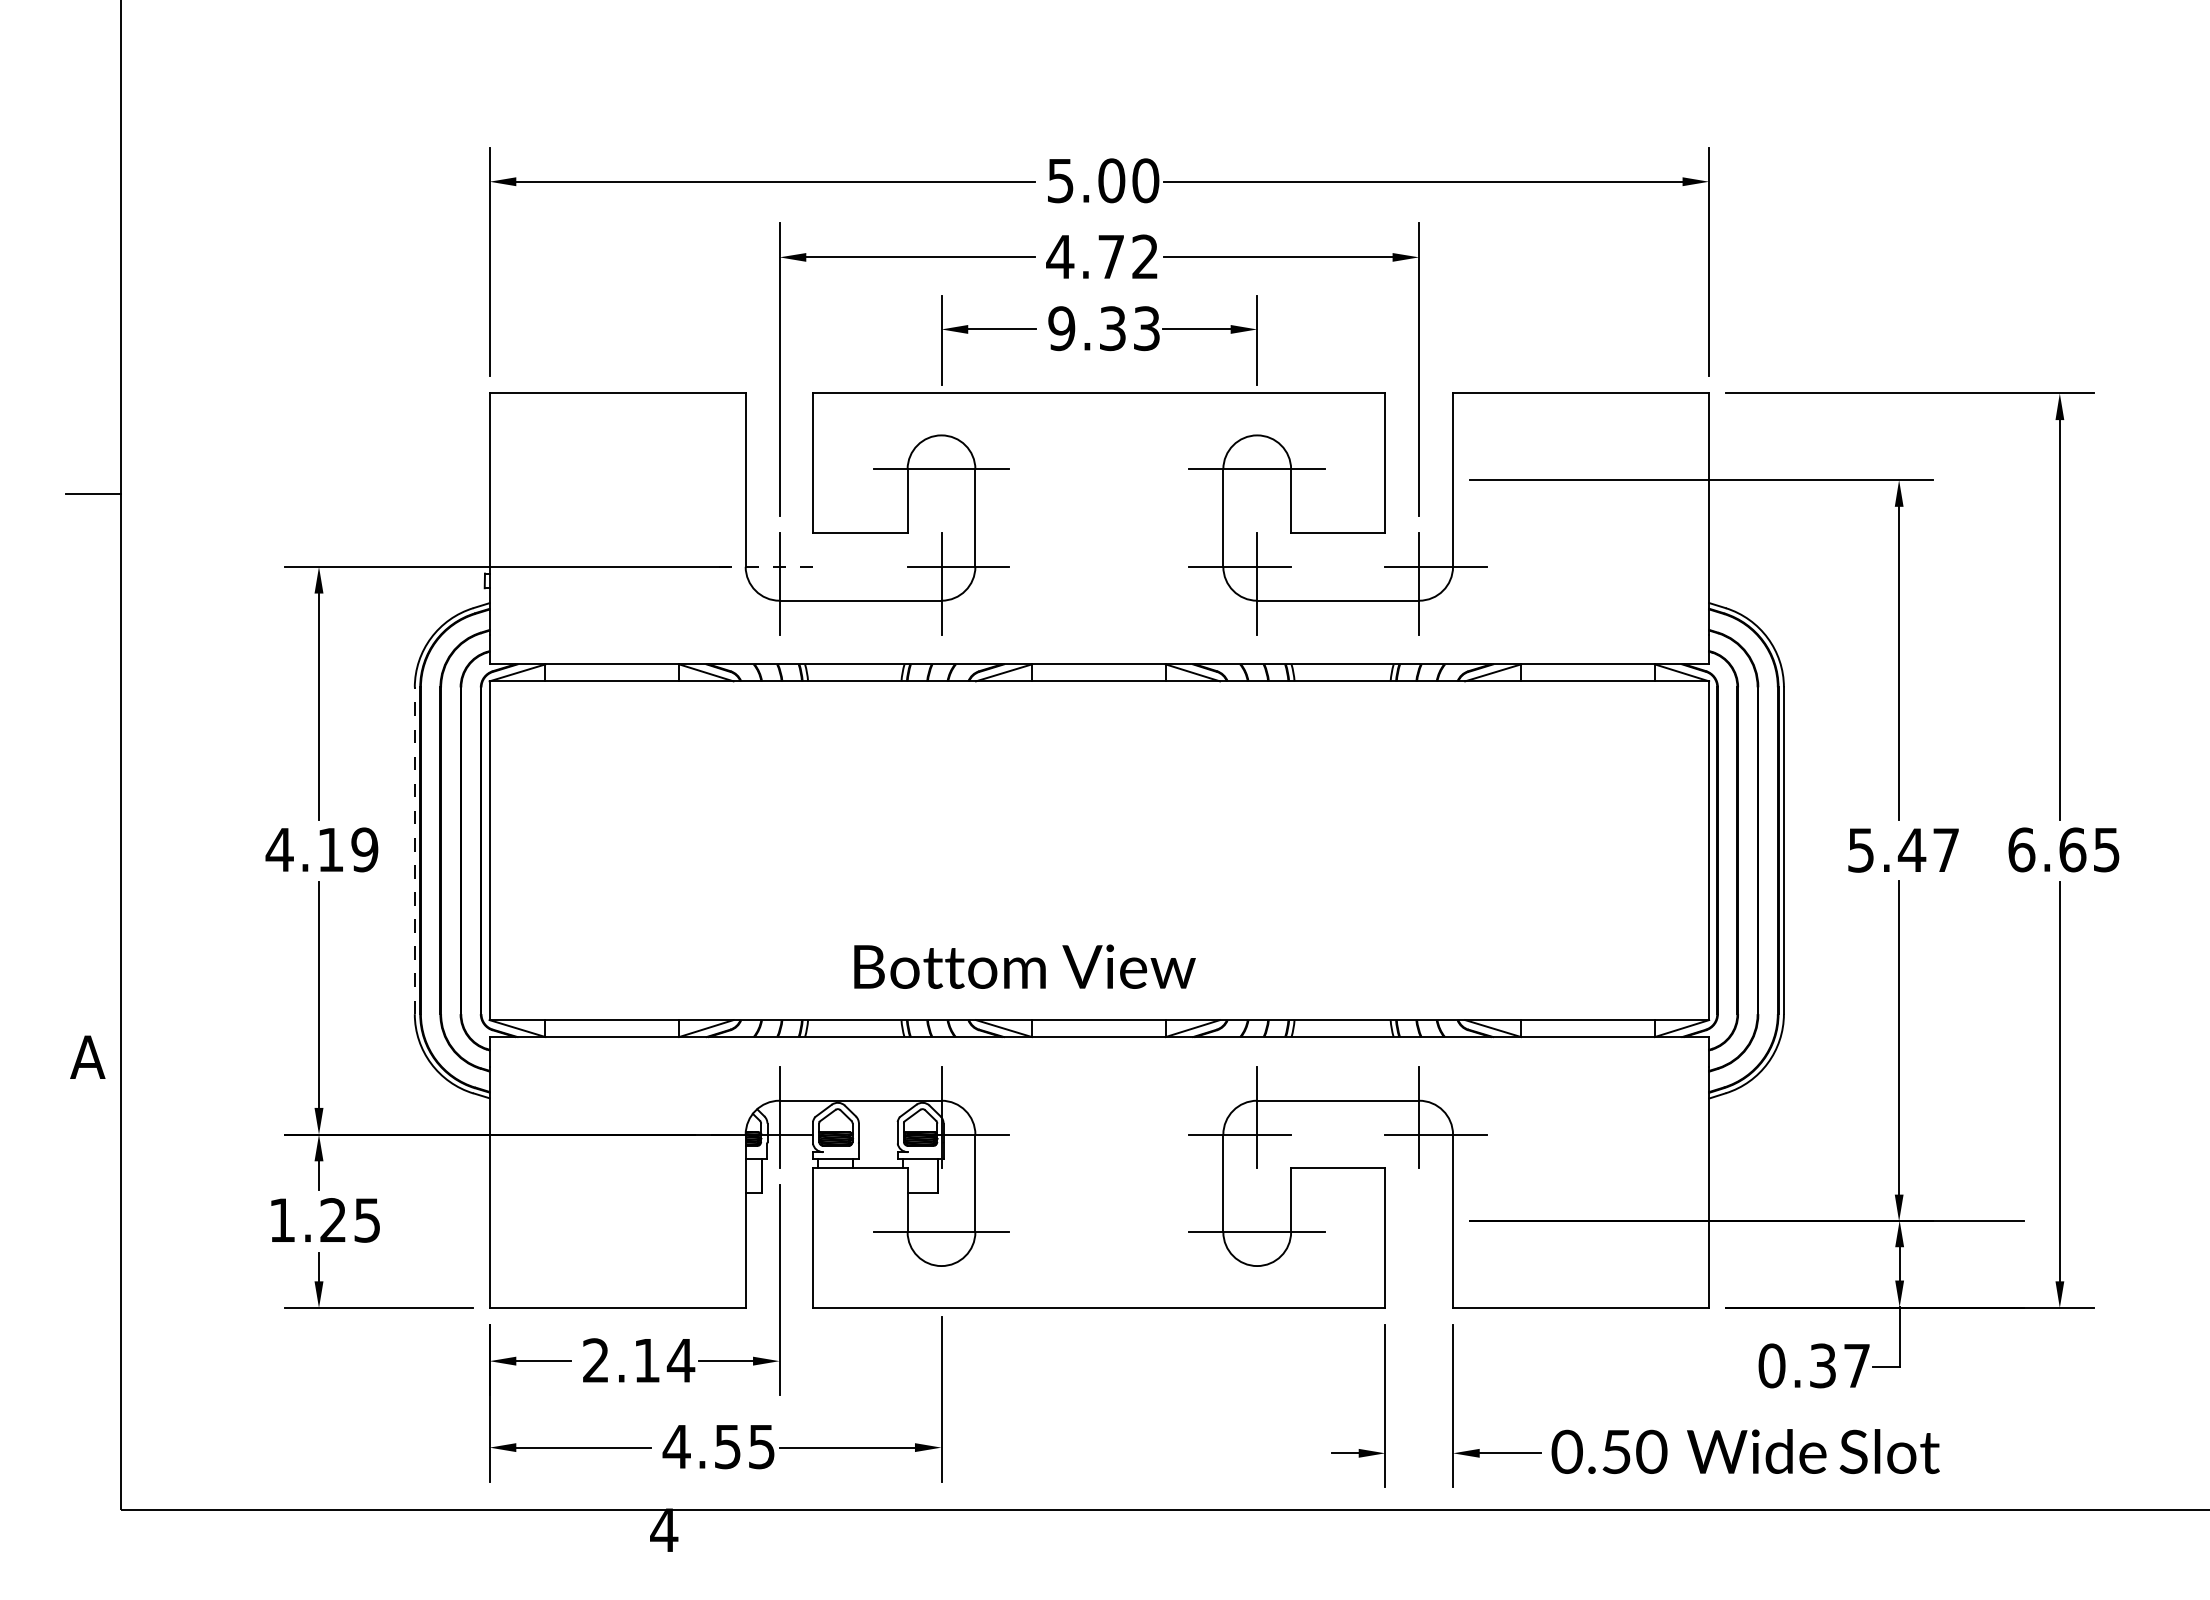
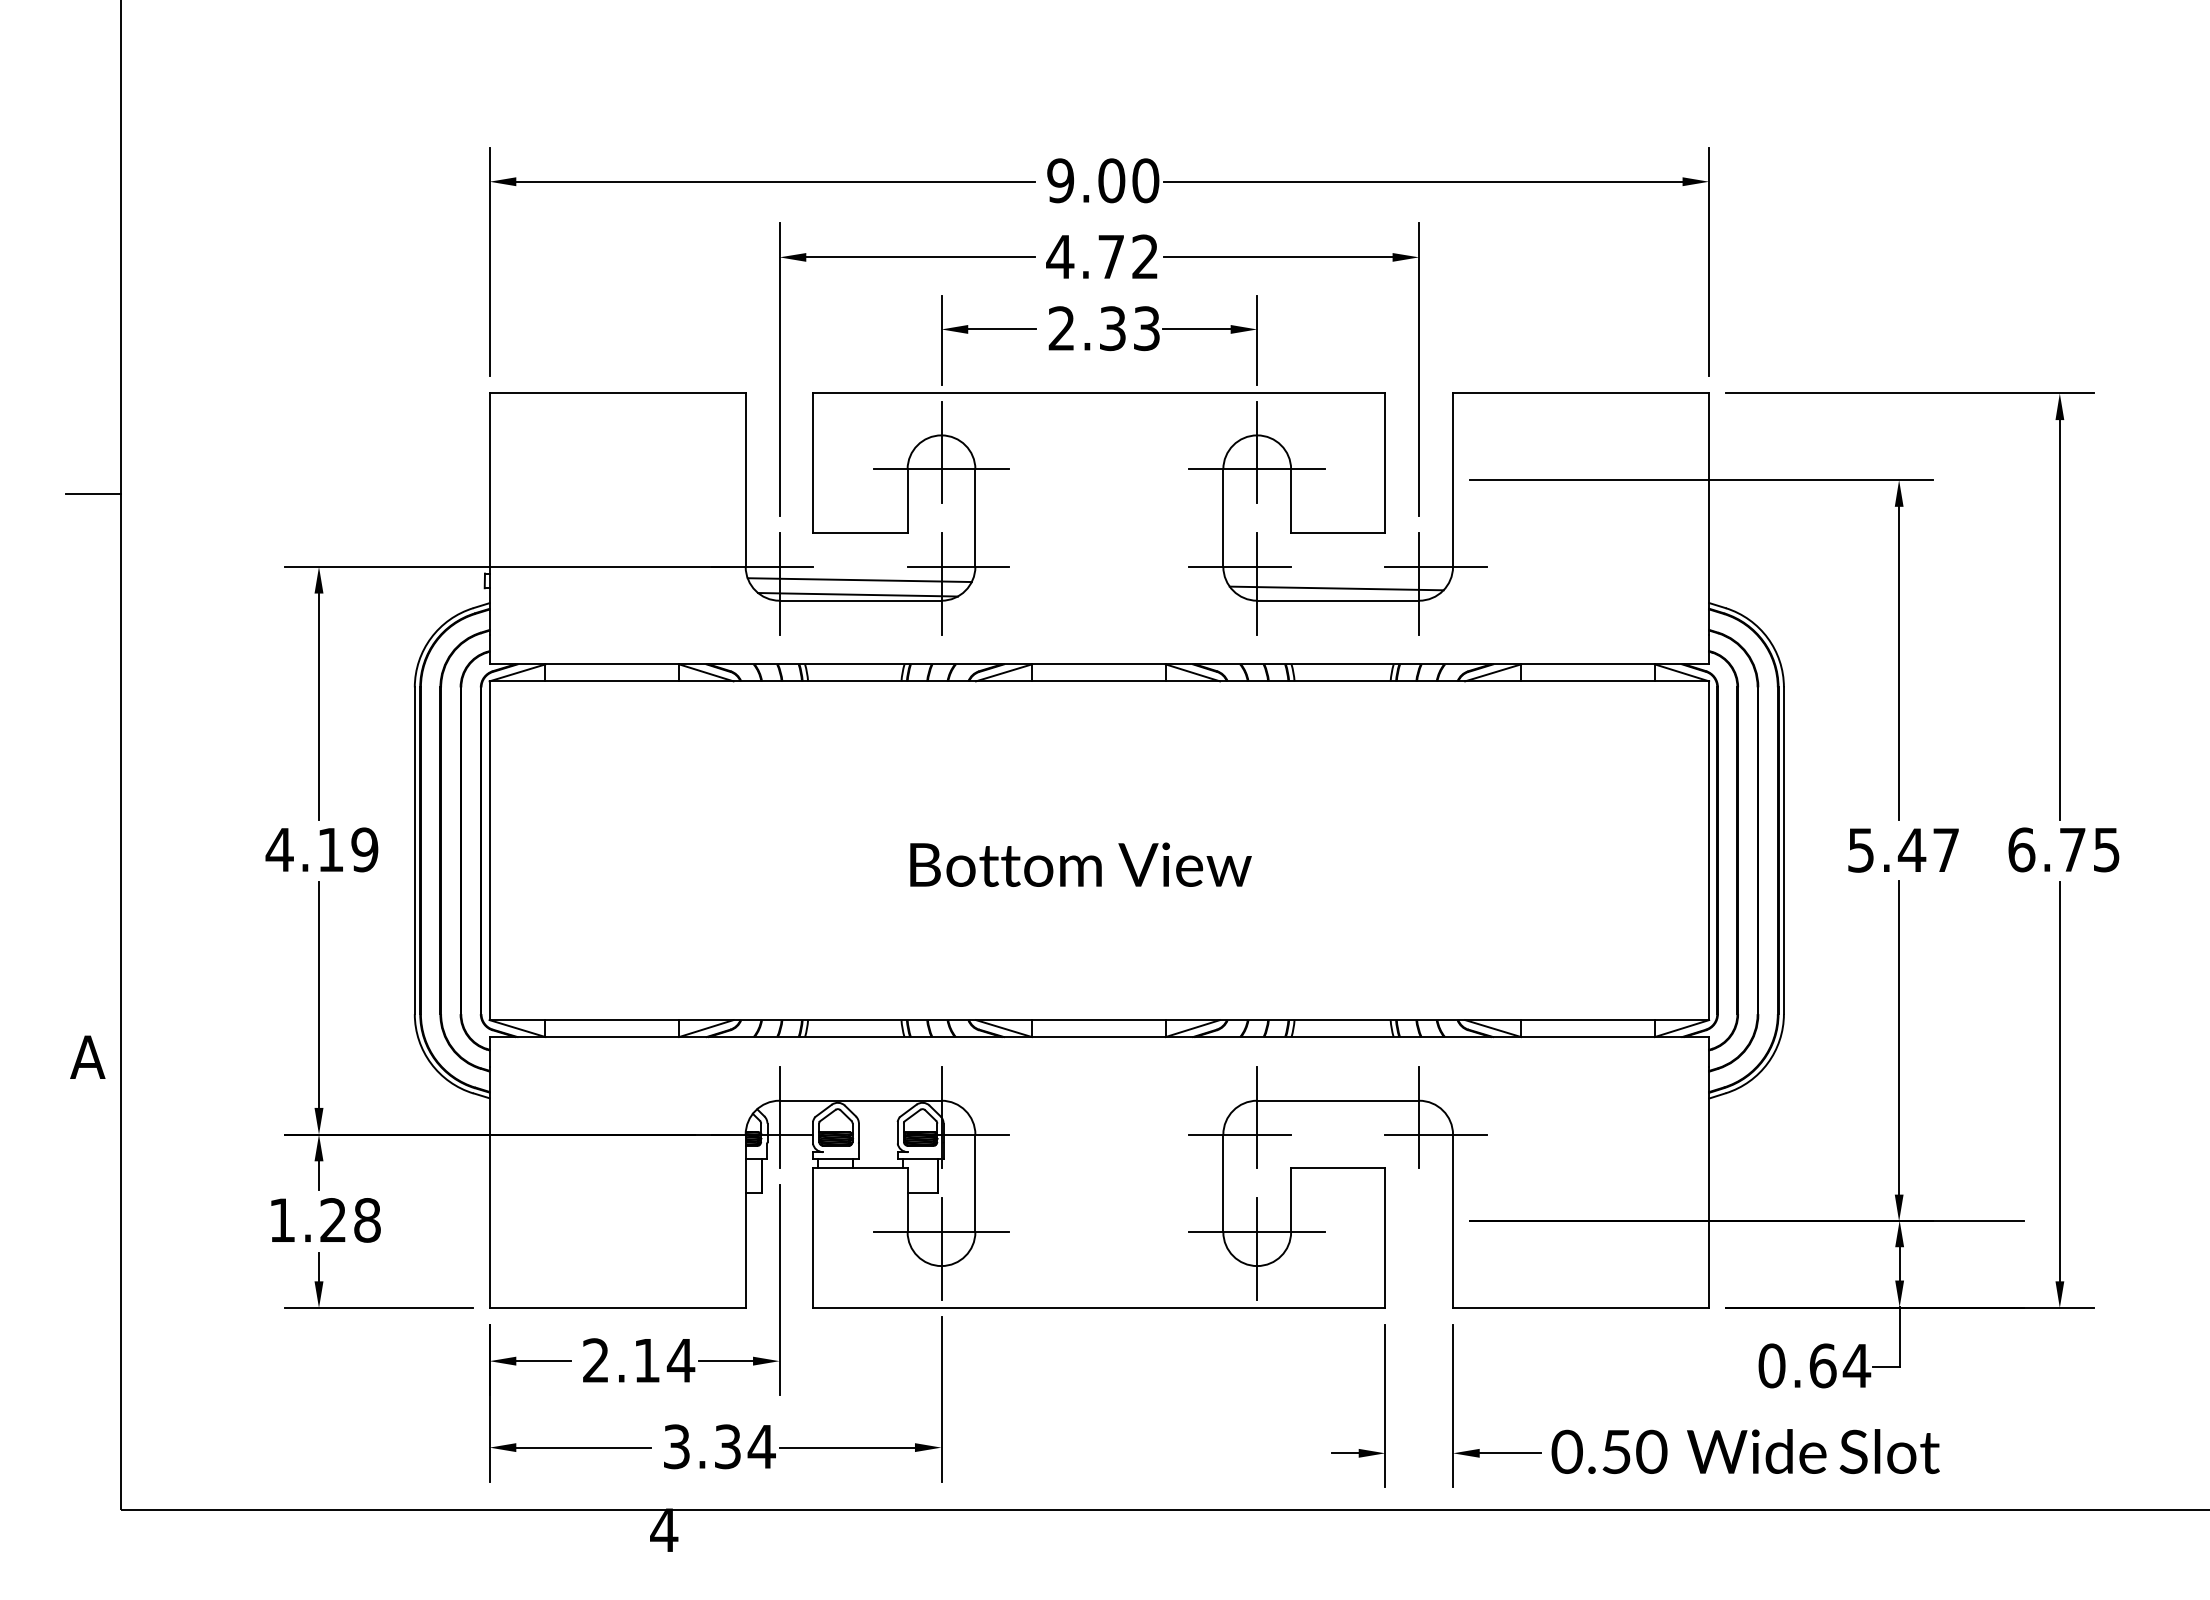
text: 5.00 -> 9.00 (1060, 180)
text: 9.33 -> 2.33 (1061, 328)
line: none -> present (941, 452)
line: none -> present (1257, 452)
line: dashed -> solid (762, 566)
line: none -> present (859, 580)
line: none -> present (1336, 588)
line: none -> present (858, 594)
text: 6.65 -> 6.75 (2072, 849)
line: dashed -> solid (414, 850)
text position: (1024, 966) -> (1080, 864) (1080, 864)
text: 1.25 -> 1.28 (367, 1220)
line: none -> present (941, 1248)
line: none -> present (1257, 1248)
text: 0.37 -> 0.64 (1840, 1365)
text: 4.55 -> 3.34 (718, 1446)
